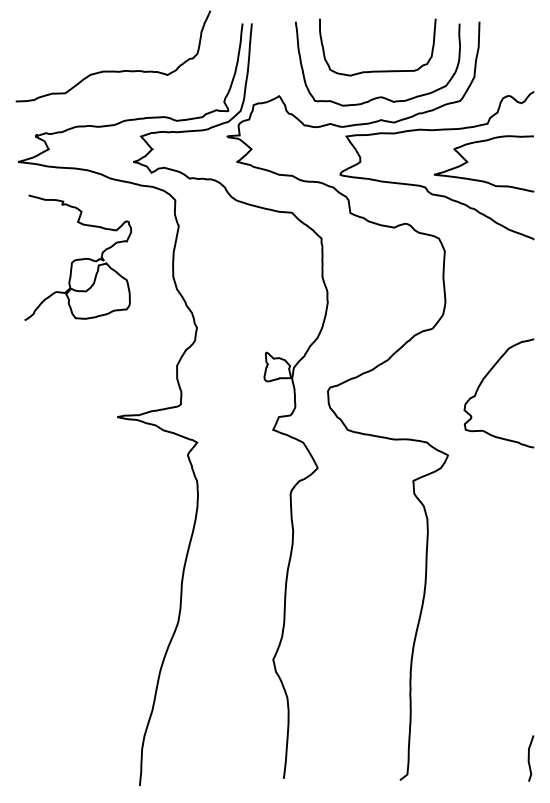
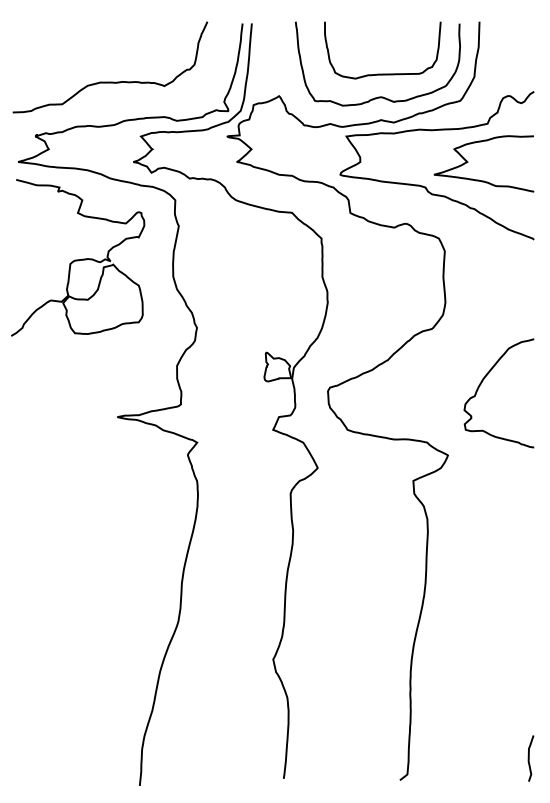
curve position: (113, 70) -> (110, 81) (110, 81)
curve position: (377, 70) -> (382, 73) (382, 73)
part size: 109x127 px -> 135x158 px (78, 257)
